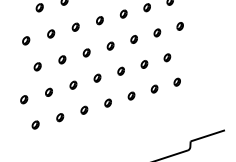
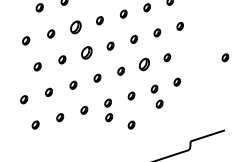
part size: 9x10 px -> 12x15 px (75, 27)
part size: 9x10 px -> 12x14 px (86, 52)
part: none -> present (225, 57)
part size: 9x9 px -> 11x15 px (144, 64)
part: none -> present (159, 103)
part: none -> present (109, 117)
part: none -> present (131, 124)
